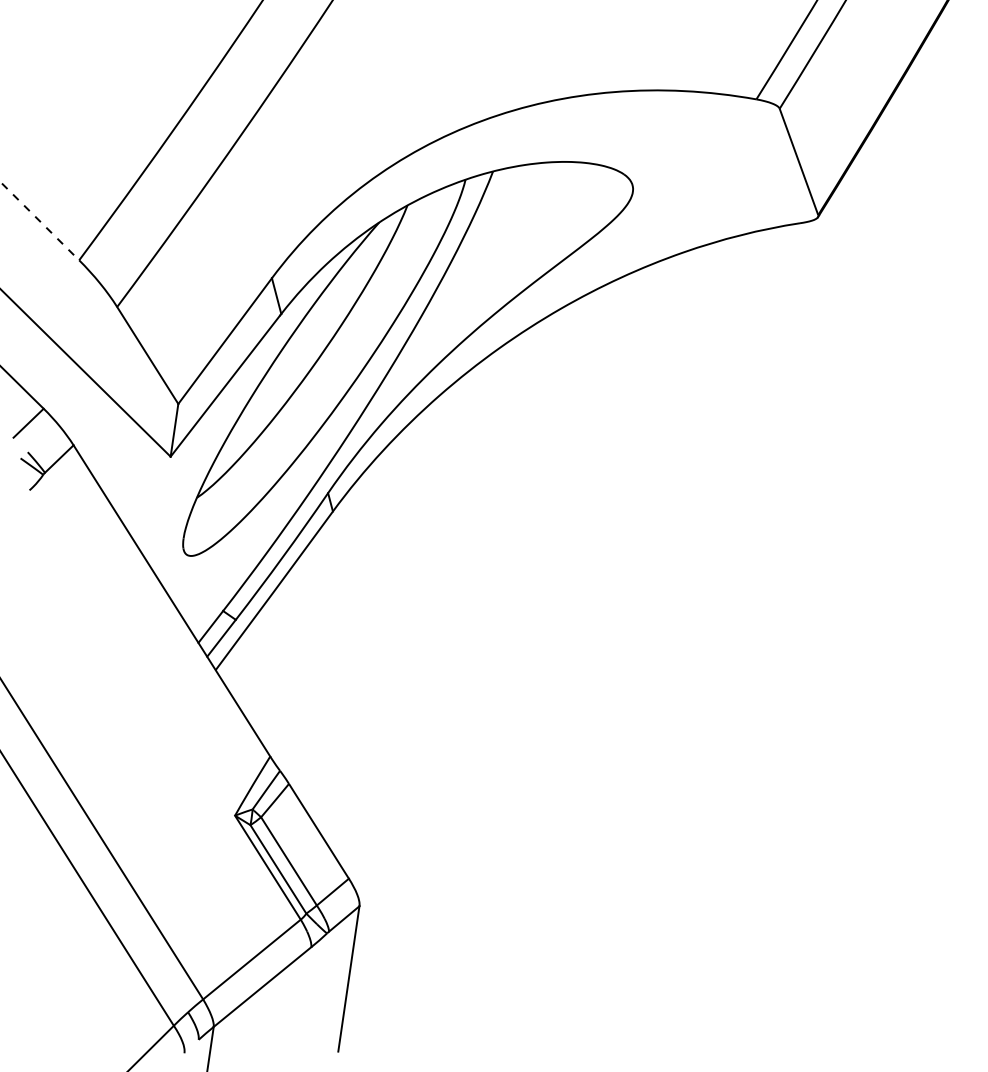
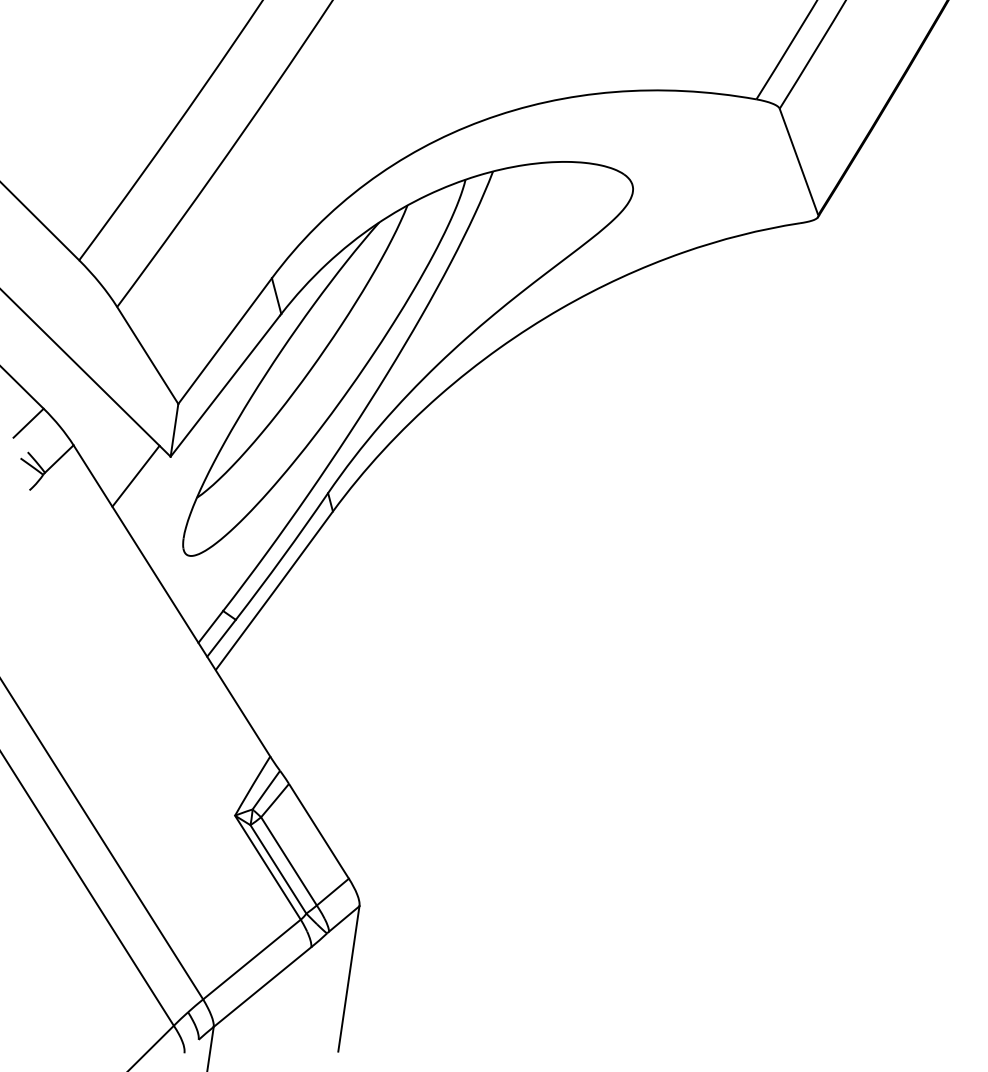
line: dashed -> solid (39, 220)
line: none -> present (135, 475)
